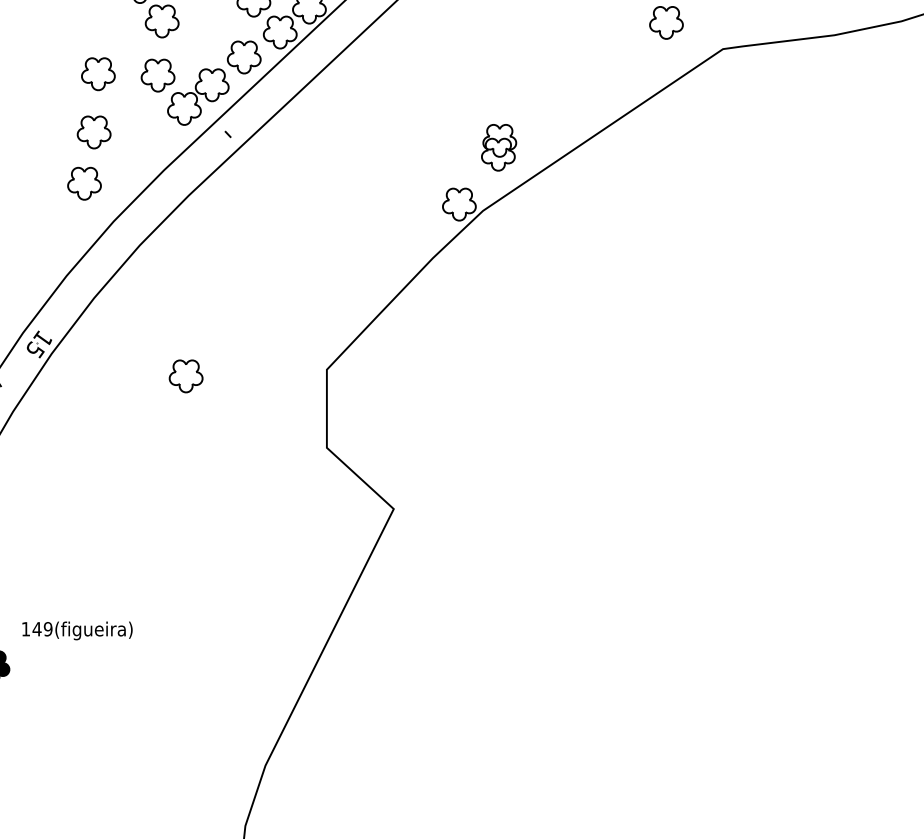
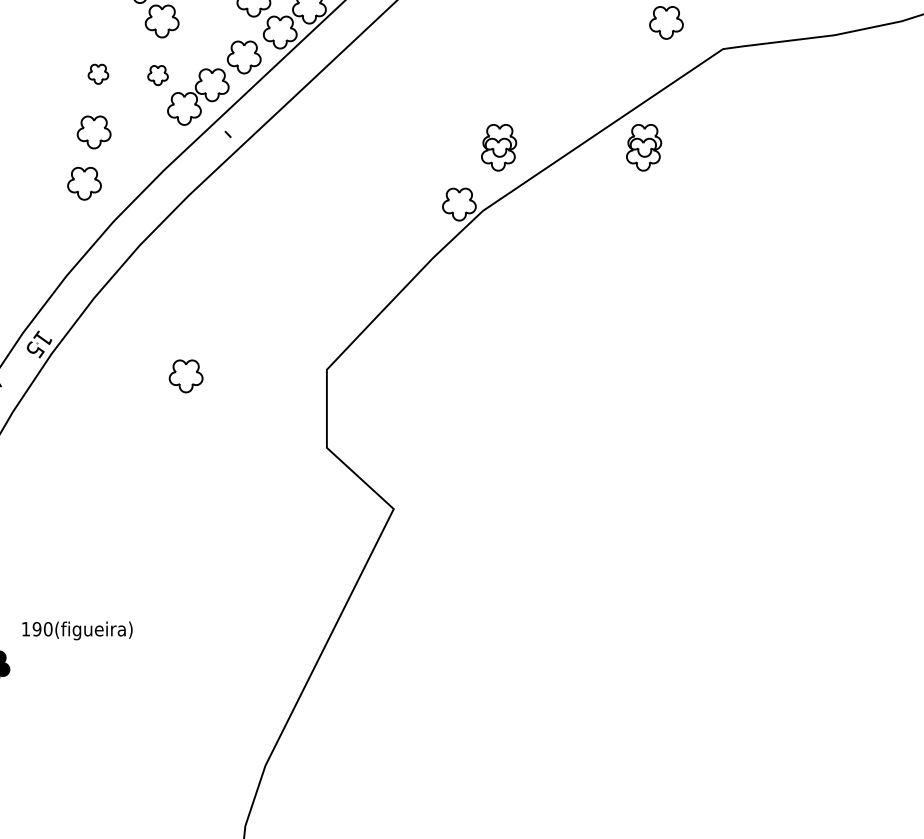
part size: 35x35 px -> 23x22 px (98, 73)
part size: 36x35 px -> 22x22 px (157, 75)
part: none -> present (644, 147)
text: 149(figueira) -> 190(figueira) (42, 629)
